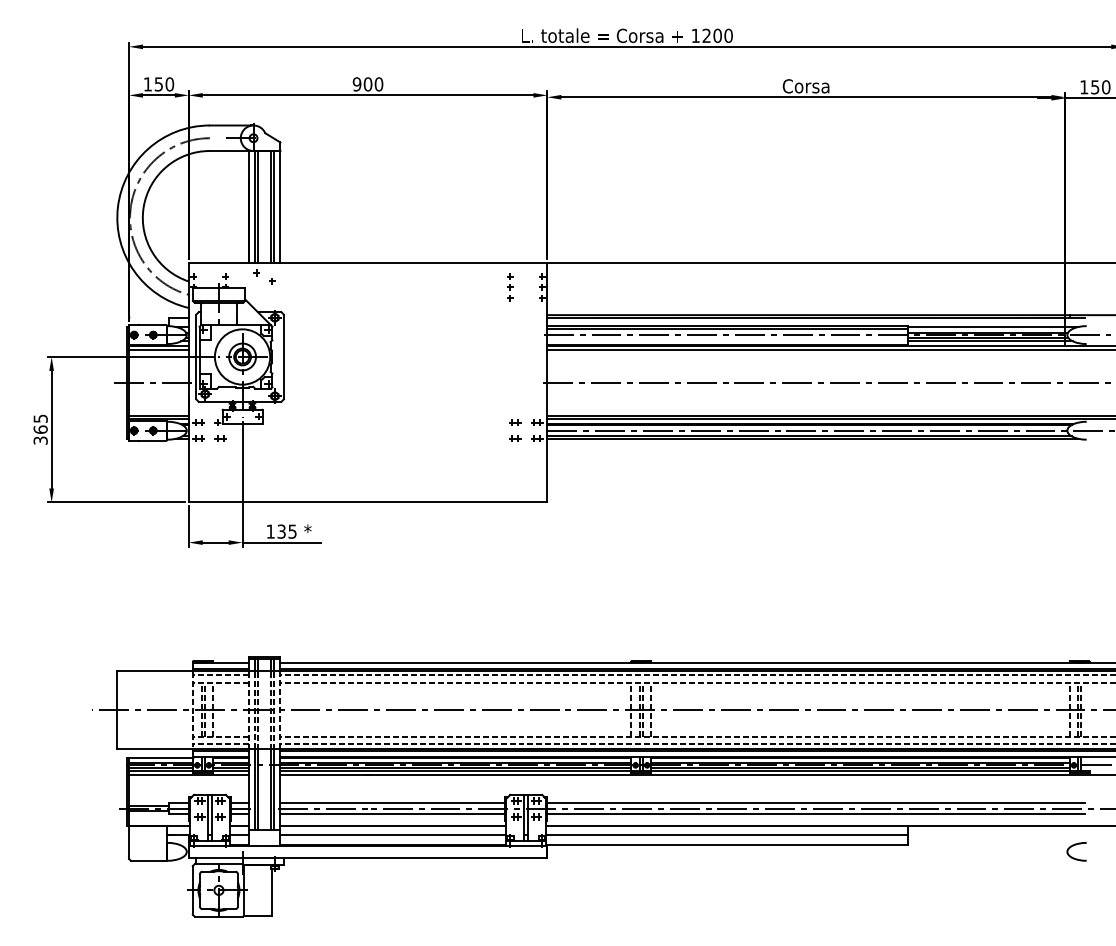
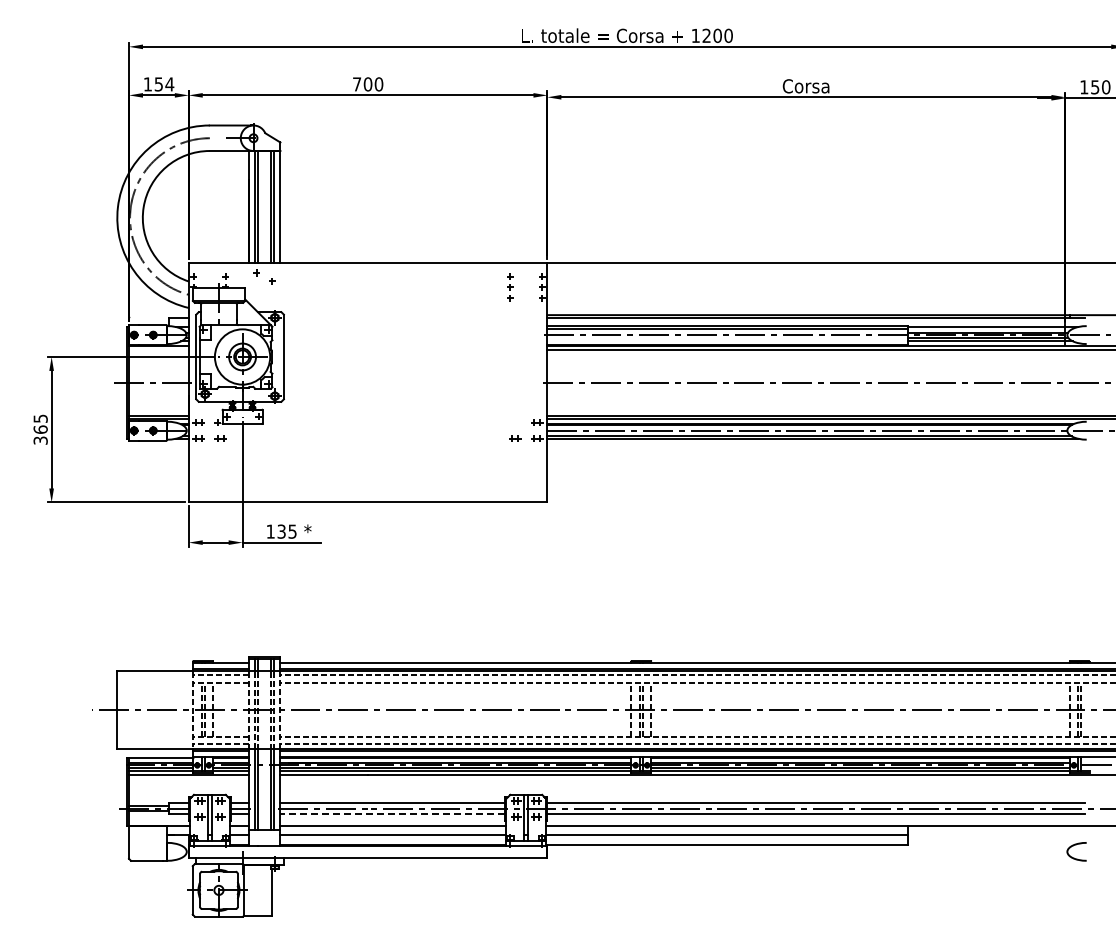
text: 150 -> 154 (169, 84)
text: 900 -> 700 (356, 84)
line: present -> none (158, 349)
part: present -> none (515, 422)
line: solid -> dashed (392, 814)
